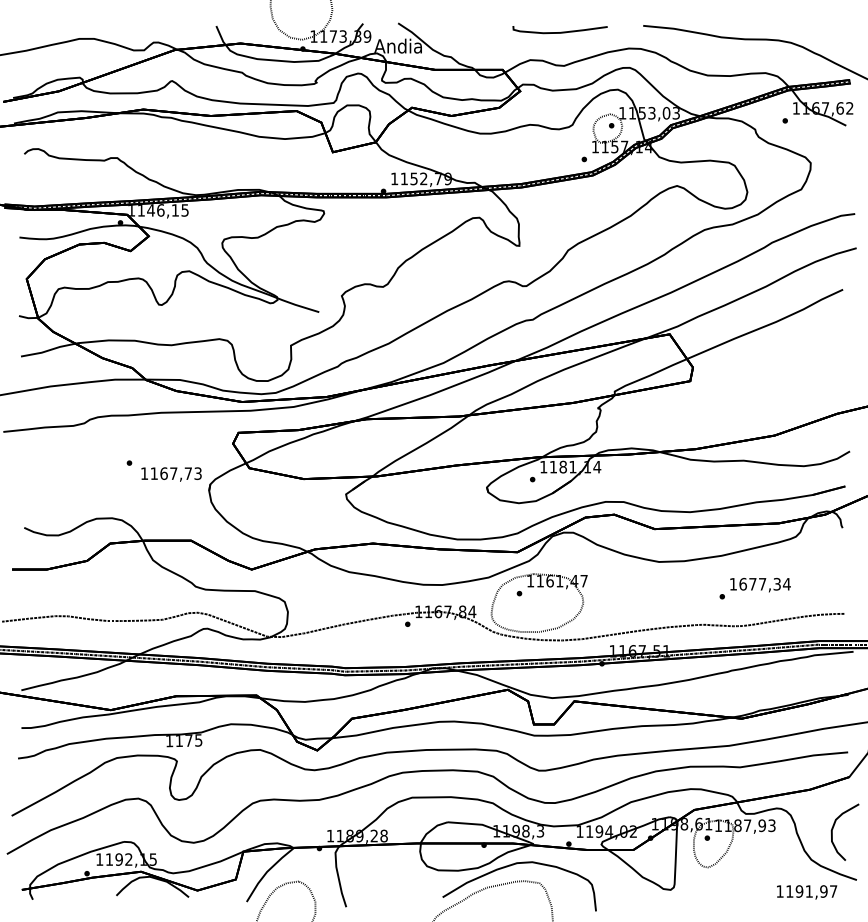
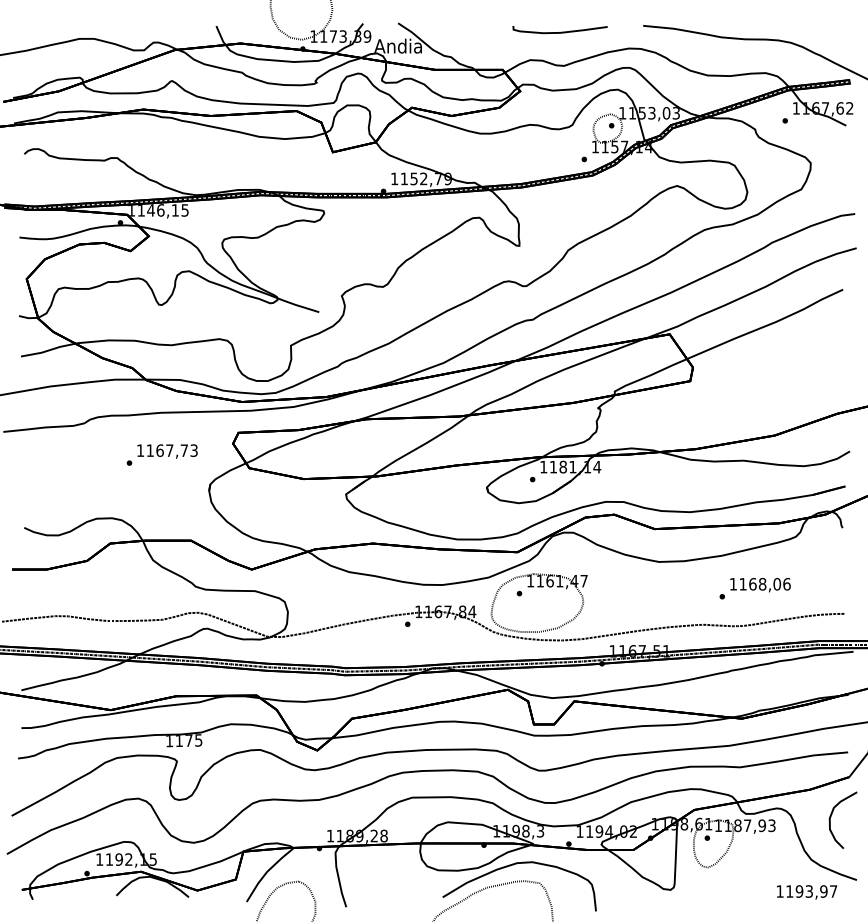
text position: (171, 474) -> (167, 451) (167, 451)
text: 1677,34 -> 1168,06 (764, 583)
curve position: (834, 826) -> (832, 814) (832, 814)
text: 1191,97 -> 1193,97 (808, 891)
